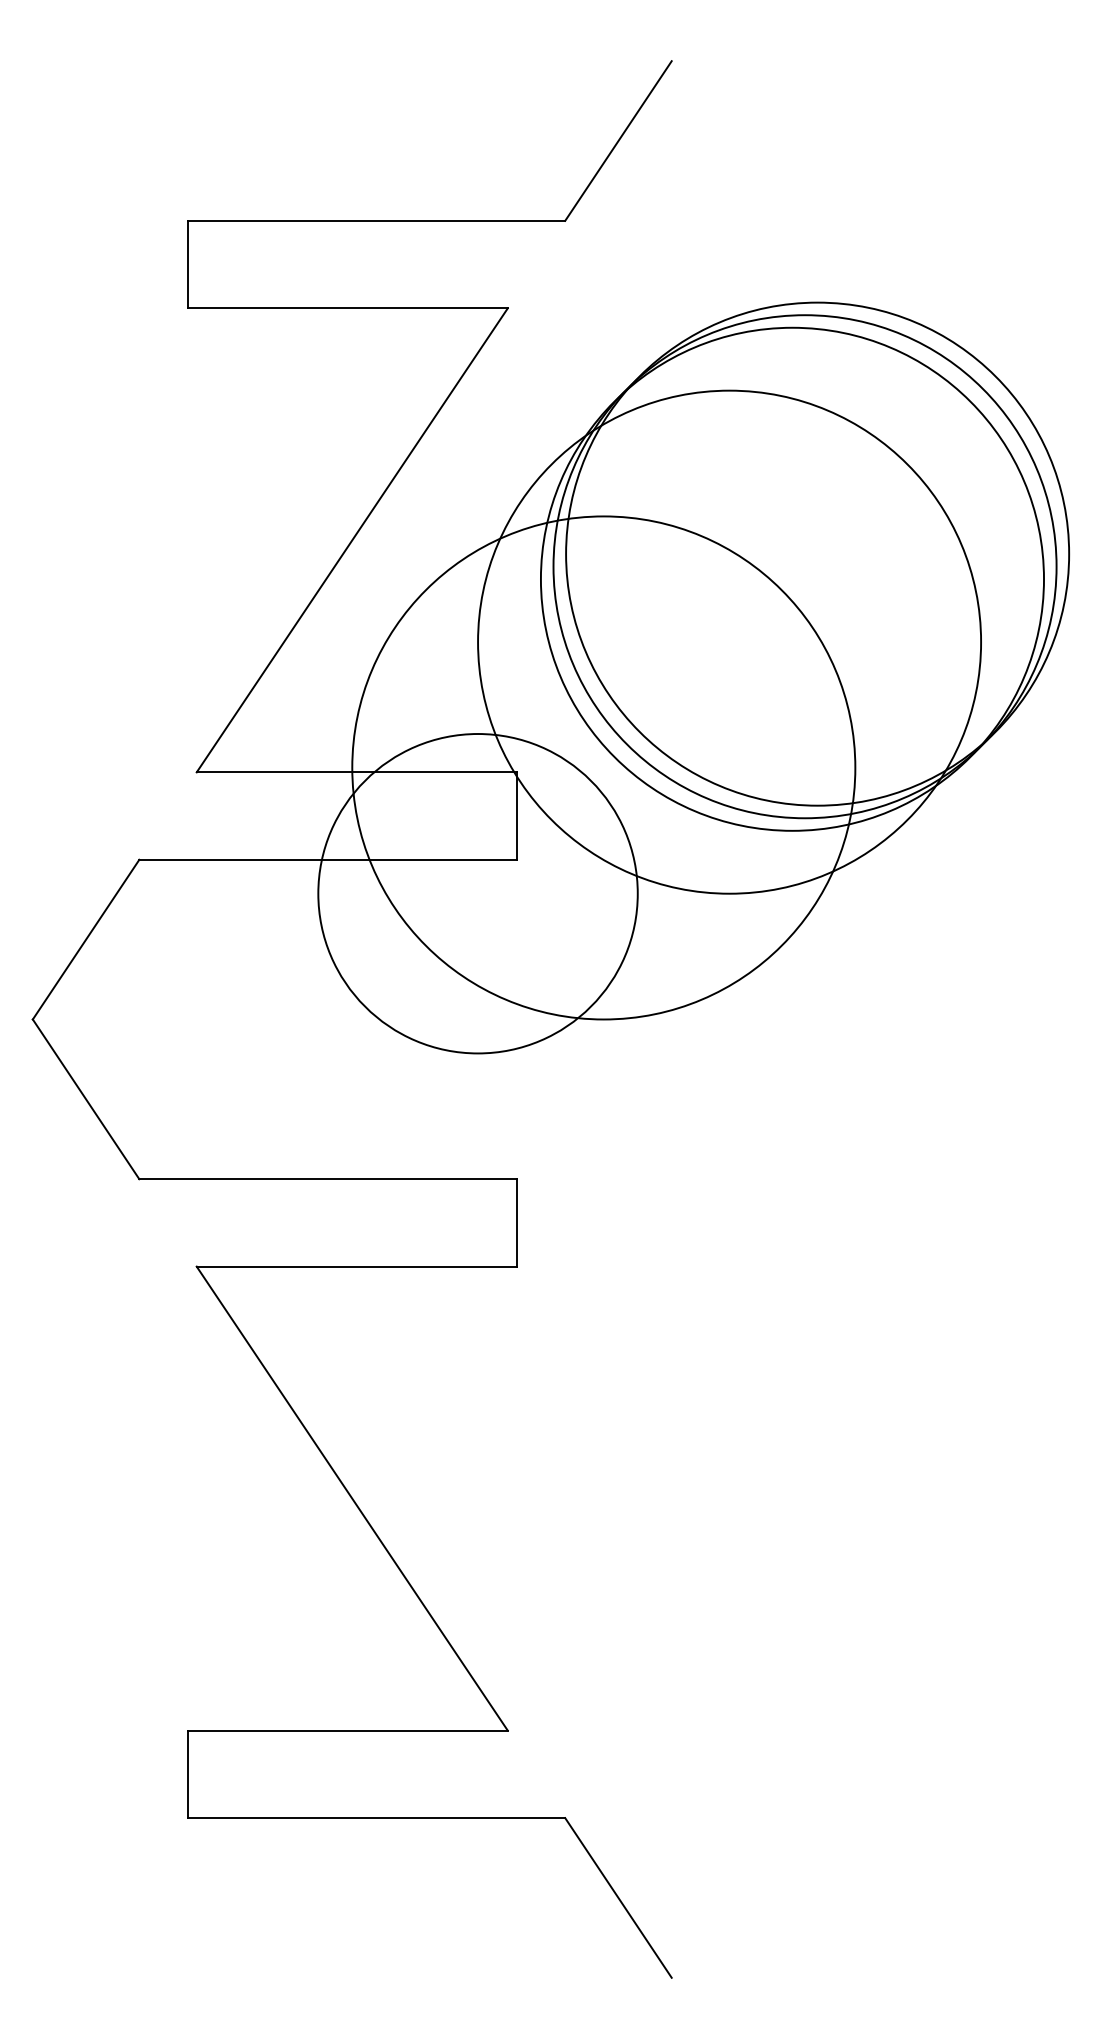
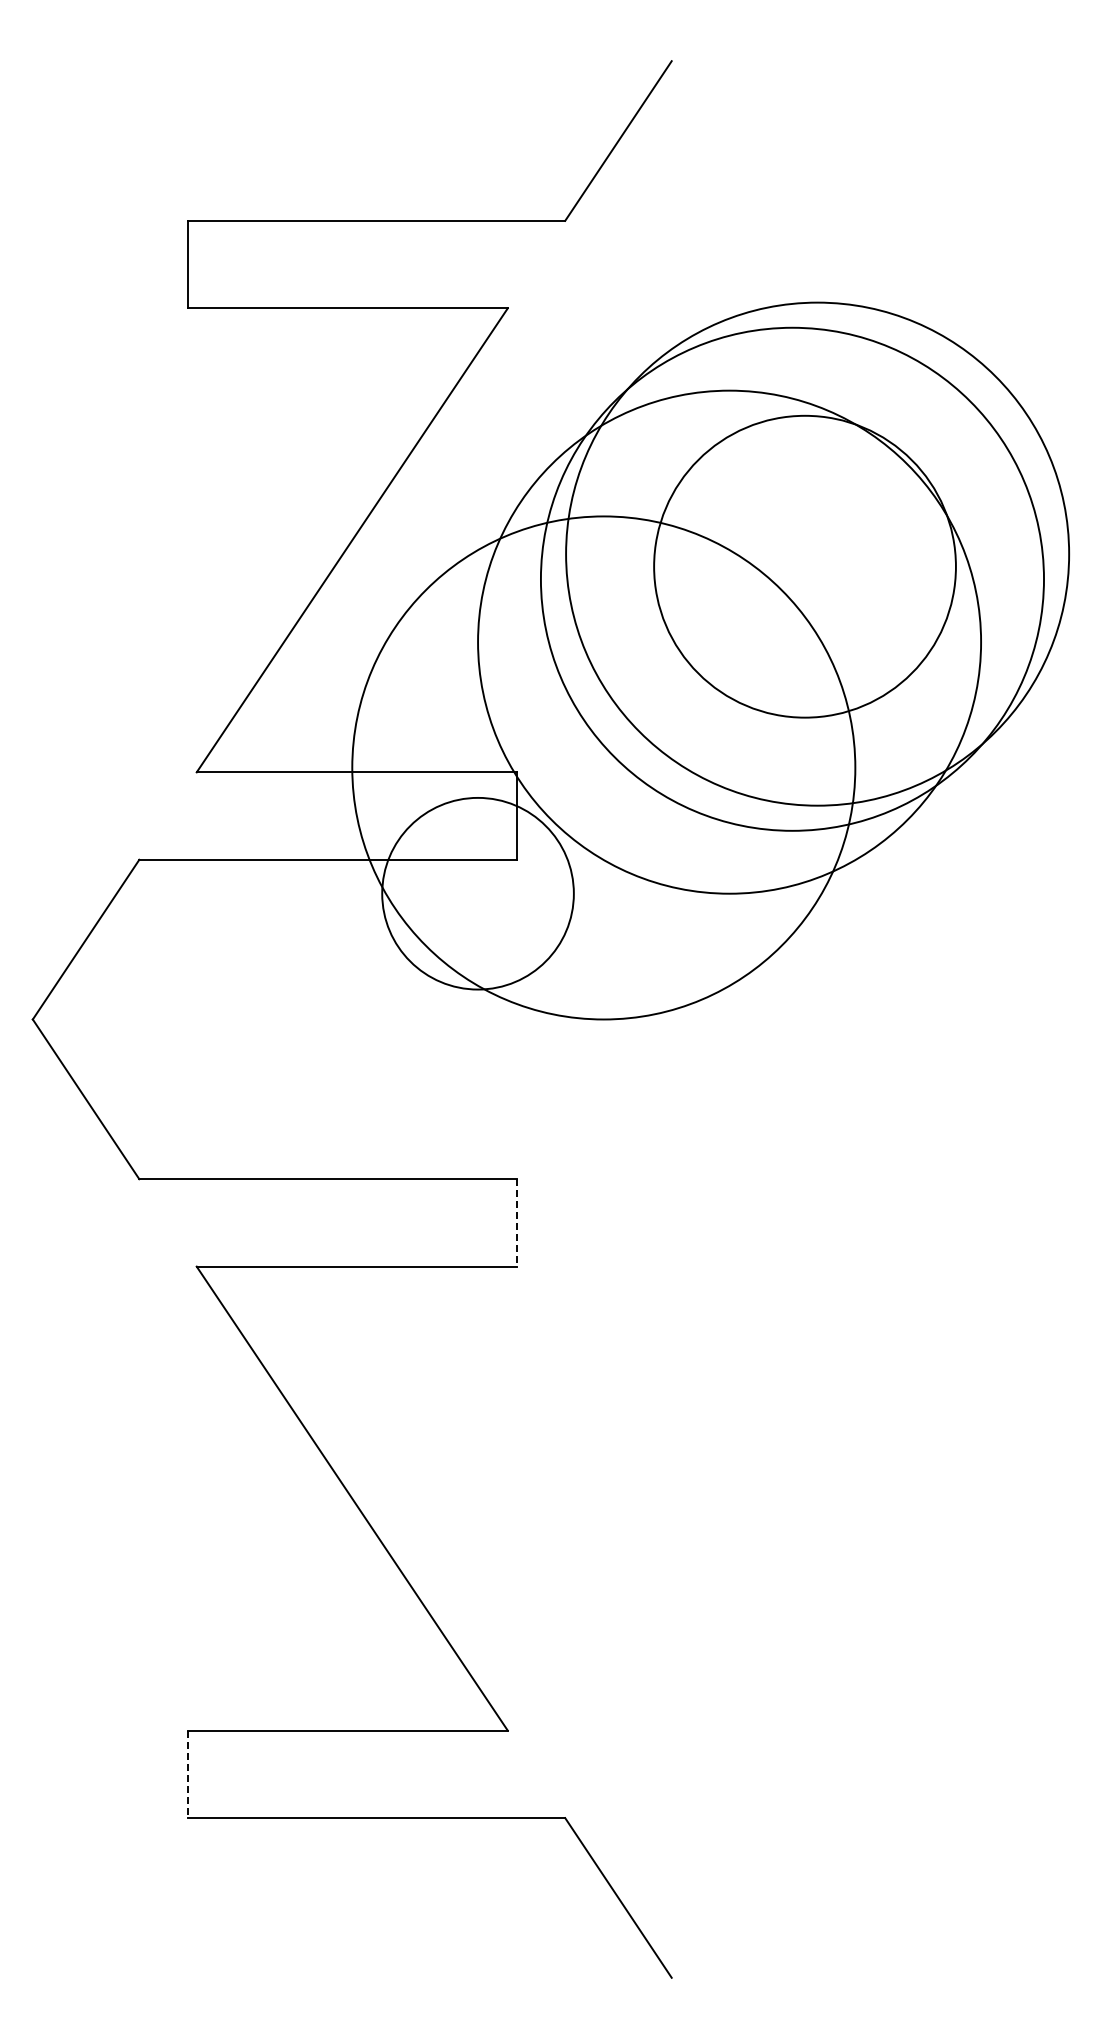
circle diameter: 503 px -> 302 px (804, 566)
circle diameter: 319 px -> 192 px (477, 893)
line: solid -> dashed (516, 1222)
line: solid -> dashed (187, 1774)
